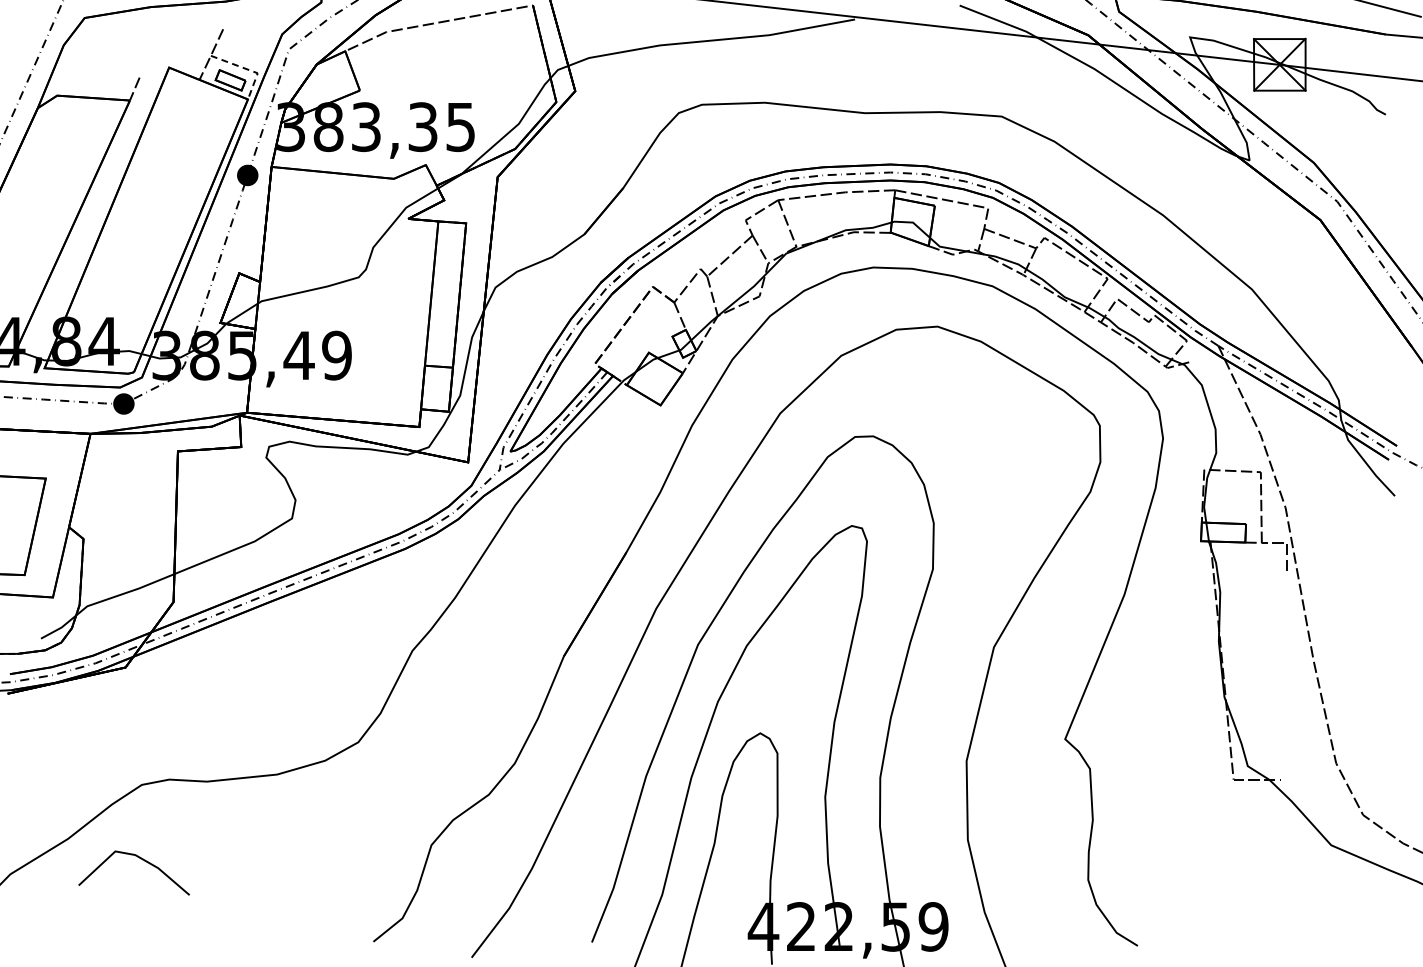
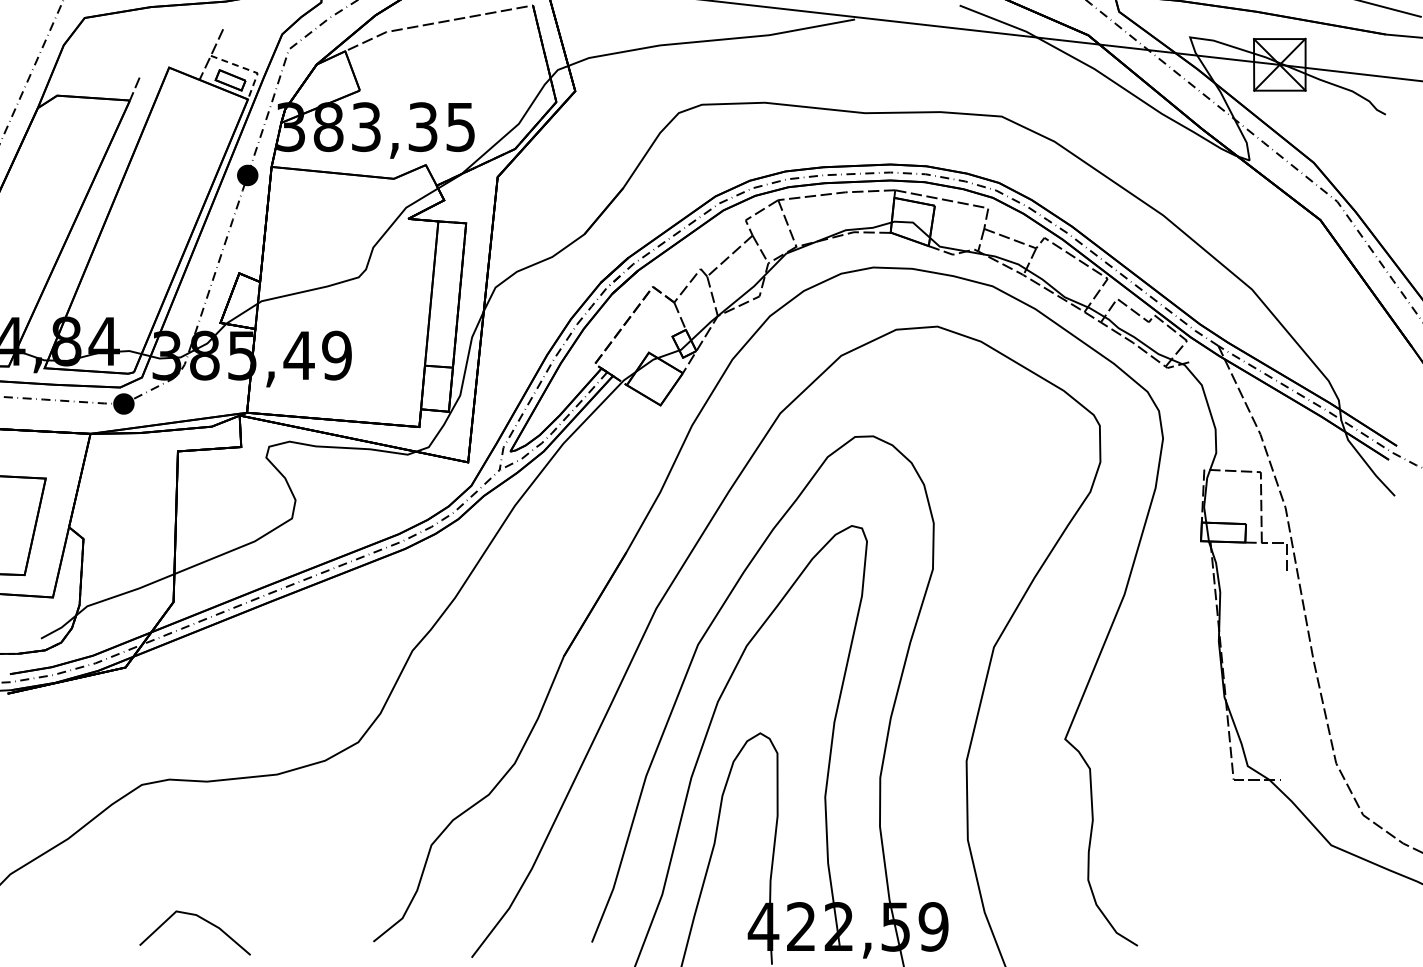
line position: (140, 859) -> (201, 919) (201, 919)
